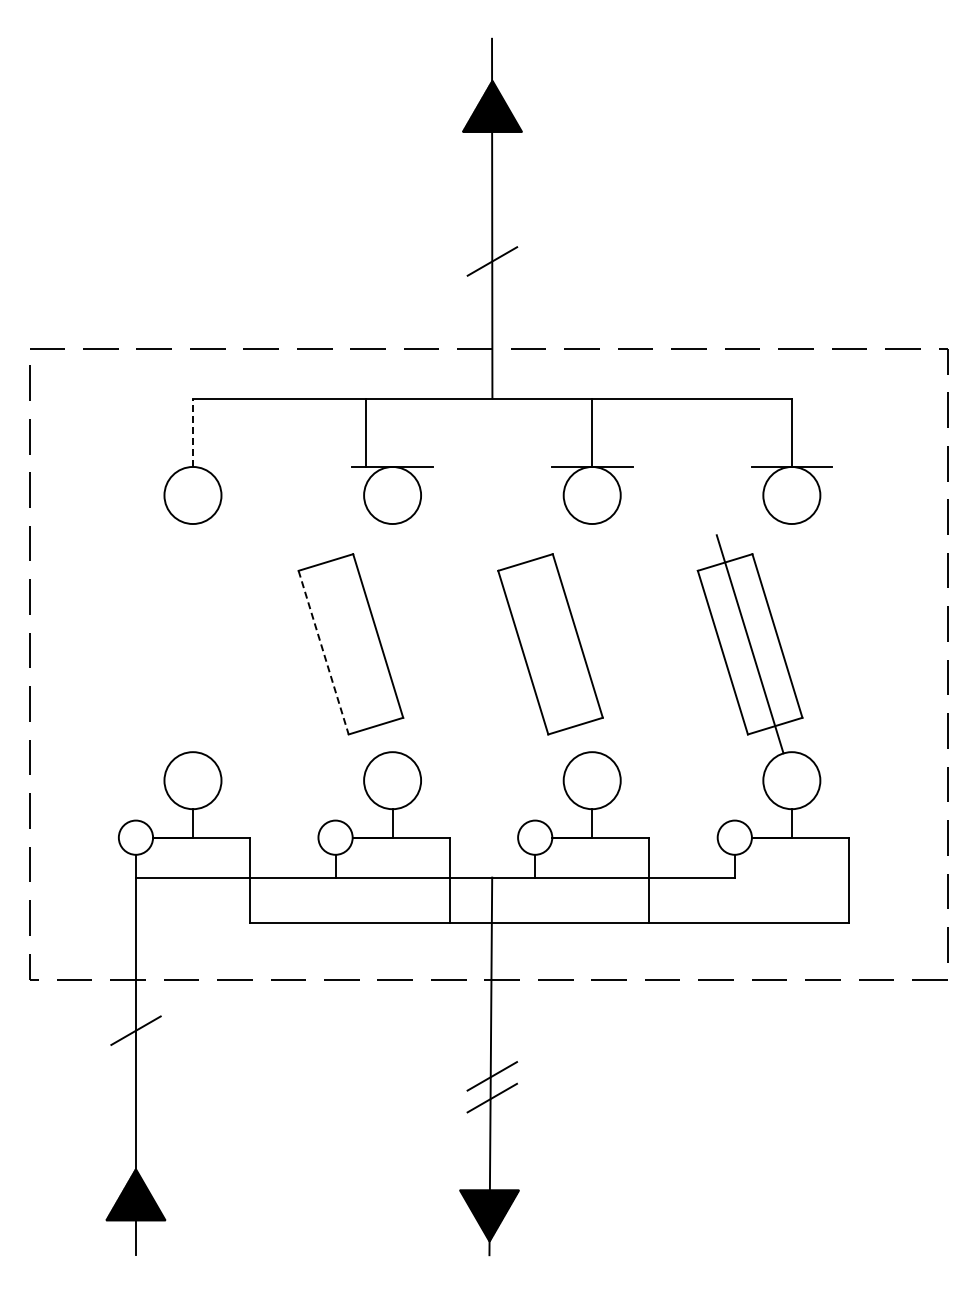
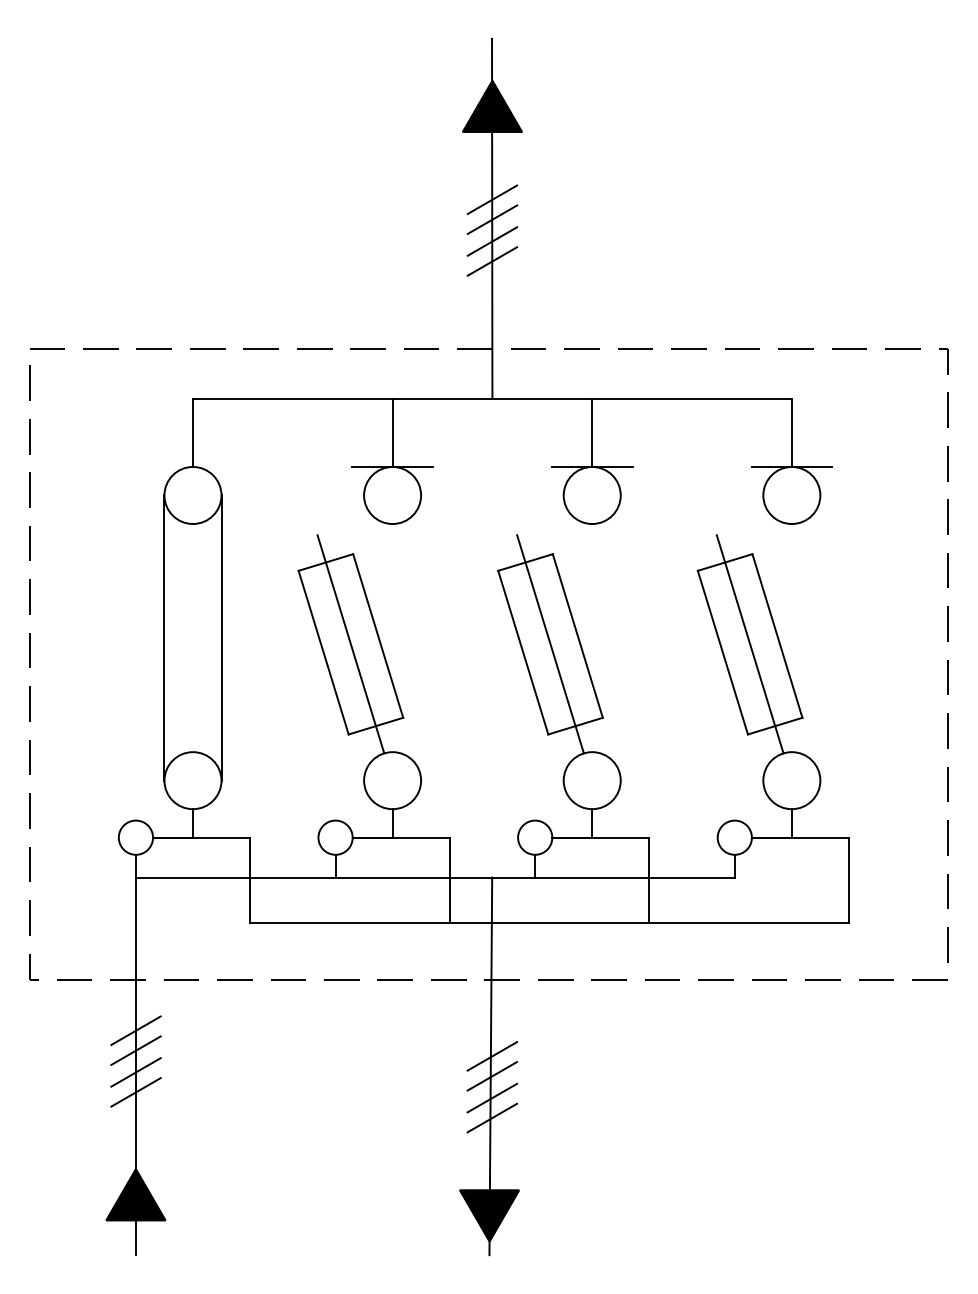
line: none -> present (492, 199)
line: none -> present (492, 219)
line: none -> present (492, 241)
line: dashed -> solid (192, 432)
line position: (365, 432) -> (392, 432) (392, 432)
line: none -> present (164, 637)
line: none -> present (221, 637)
line: none -> present (350, 644)
line: none -> present (550, 644)
line: dashed -> solid (323, 652)
line: none -> present (135, 1050)
line: none -> present (492, 1056)
line: none -> present (135, 1072)
line: none -> present (135, 1092)
line: none -> present (492, 1117)
